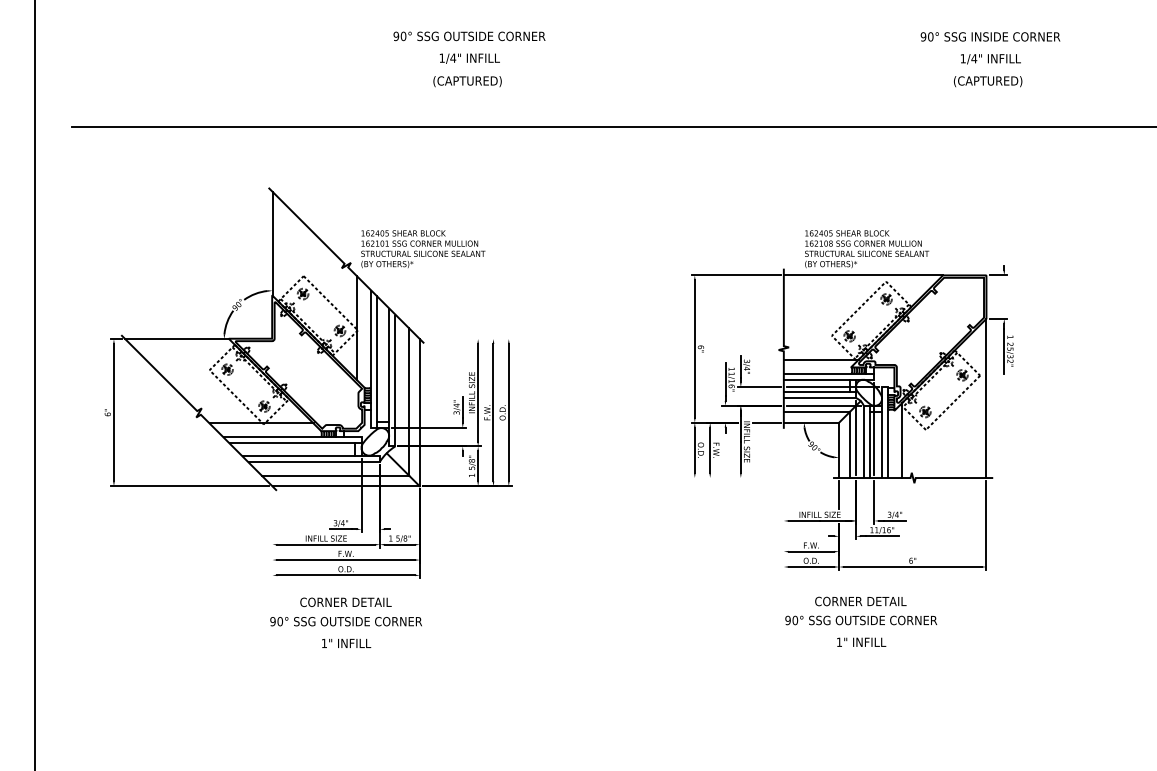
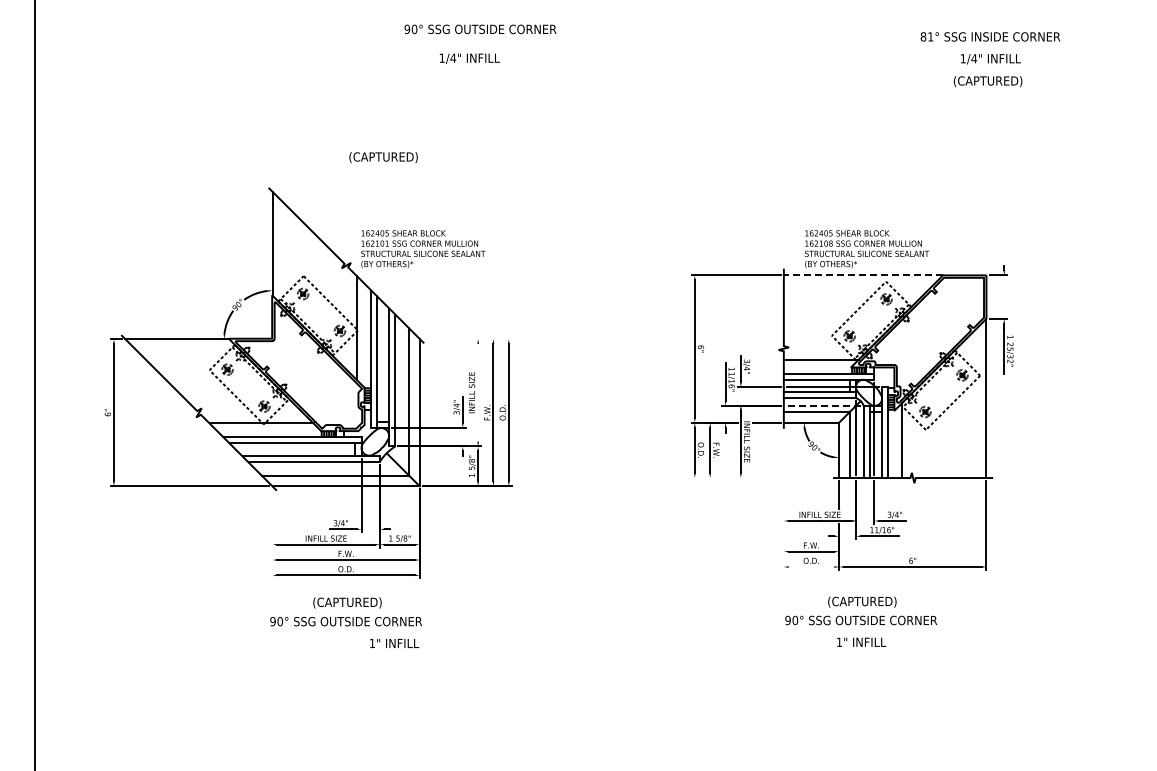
text position: (469, 36) -> (480, 29) (480, 29)
text: 90° -> 81° (926, 36)
text position: (467, 81) -> (383, 157) (383, 157)
line: present -> none (612, 126)
line: solid -> dashed (863, 275)
line: present -> none (478, 392)
line: solid -> dashed (823, 405)
line: present -> none (811, 567)
text: CORNER DETAIL -> (CAPTURED) (860, 601)
text: CORNER DETAIL -> (CAPTURED) (345, 602)
text position: (346, 643) -> (394, 643) (394, 643)
